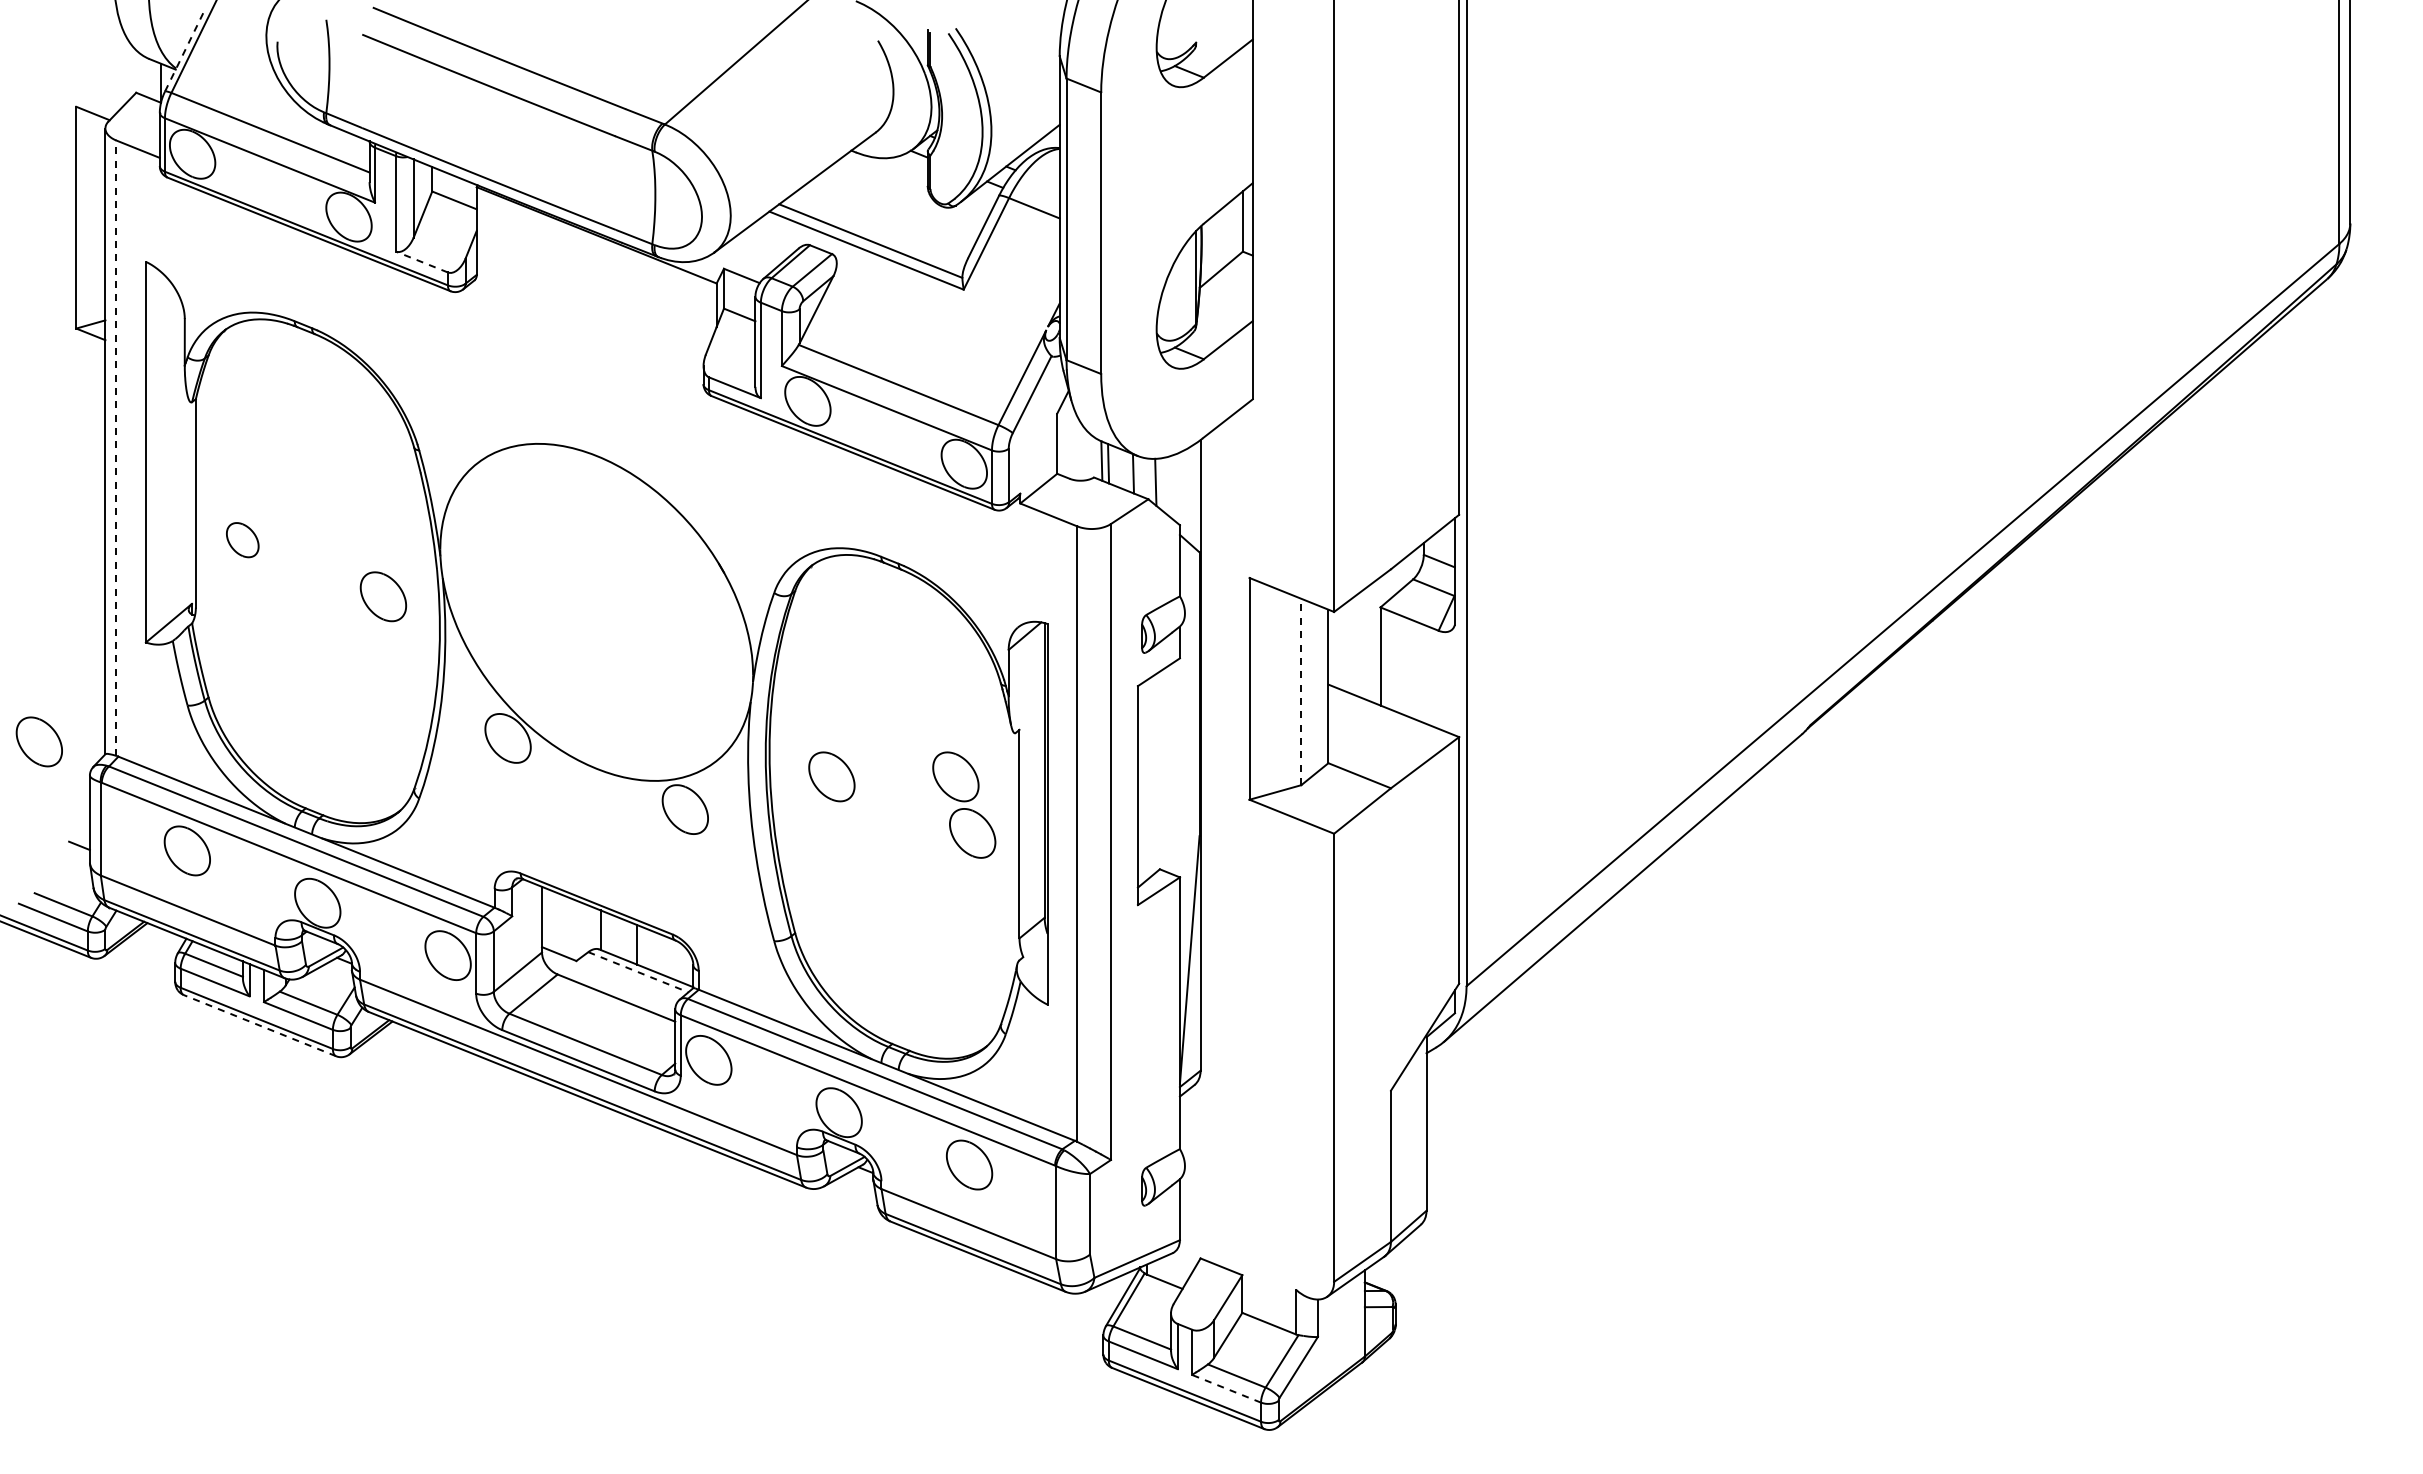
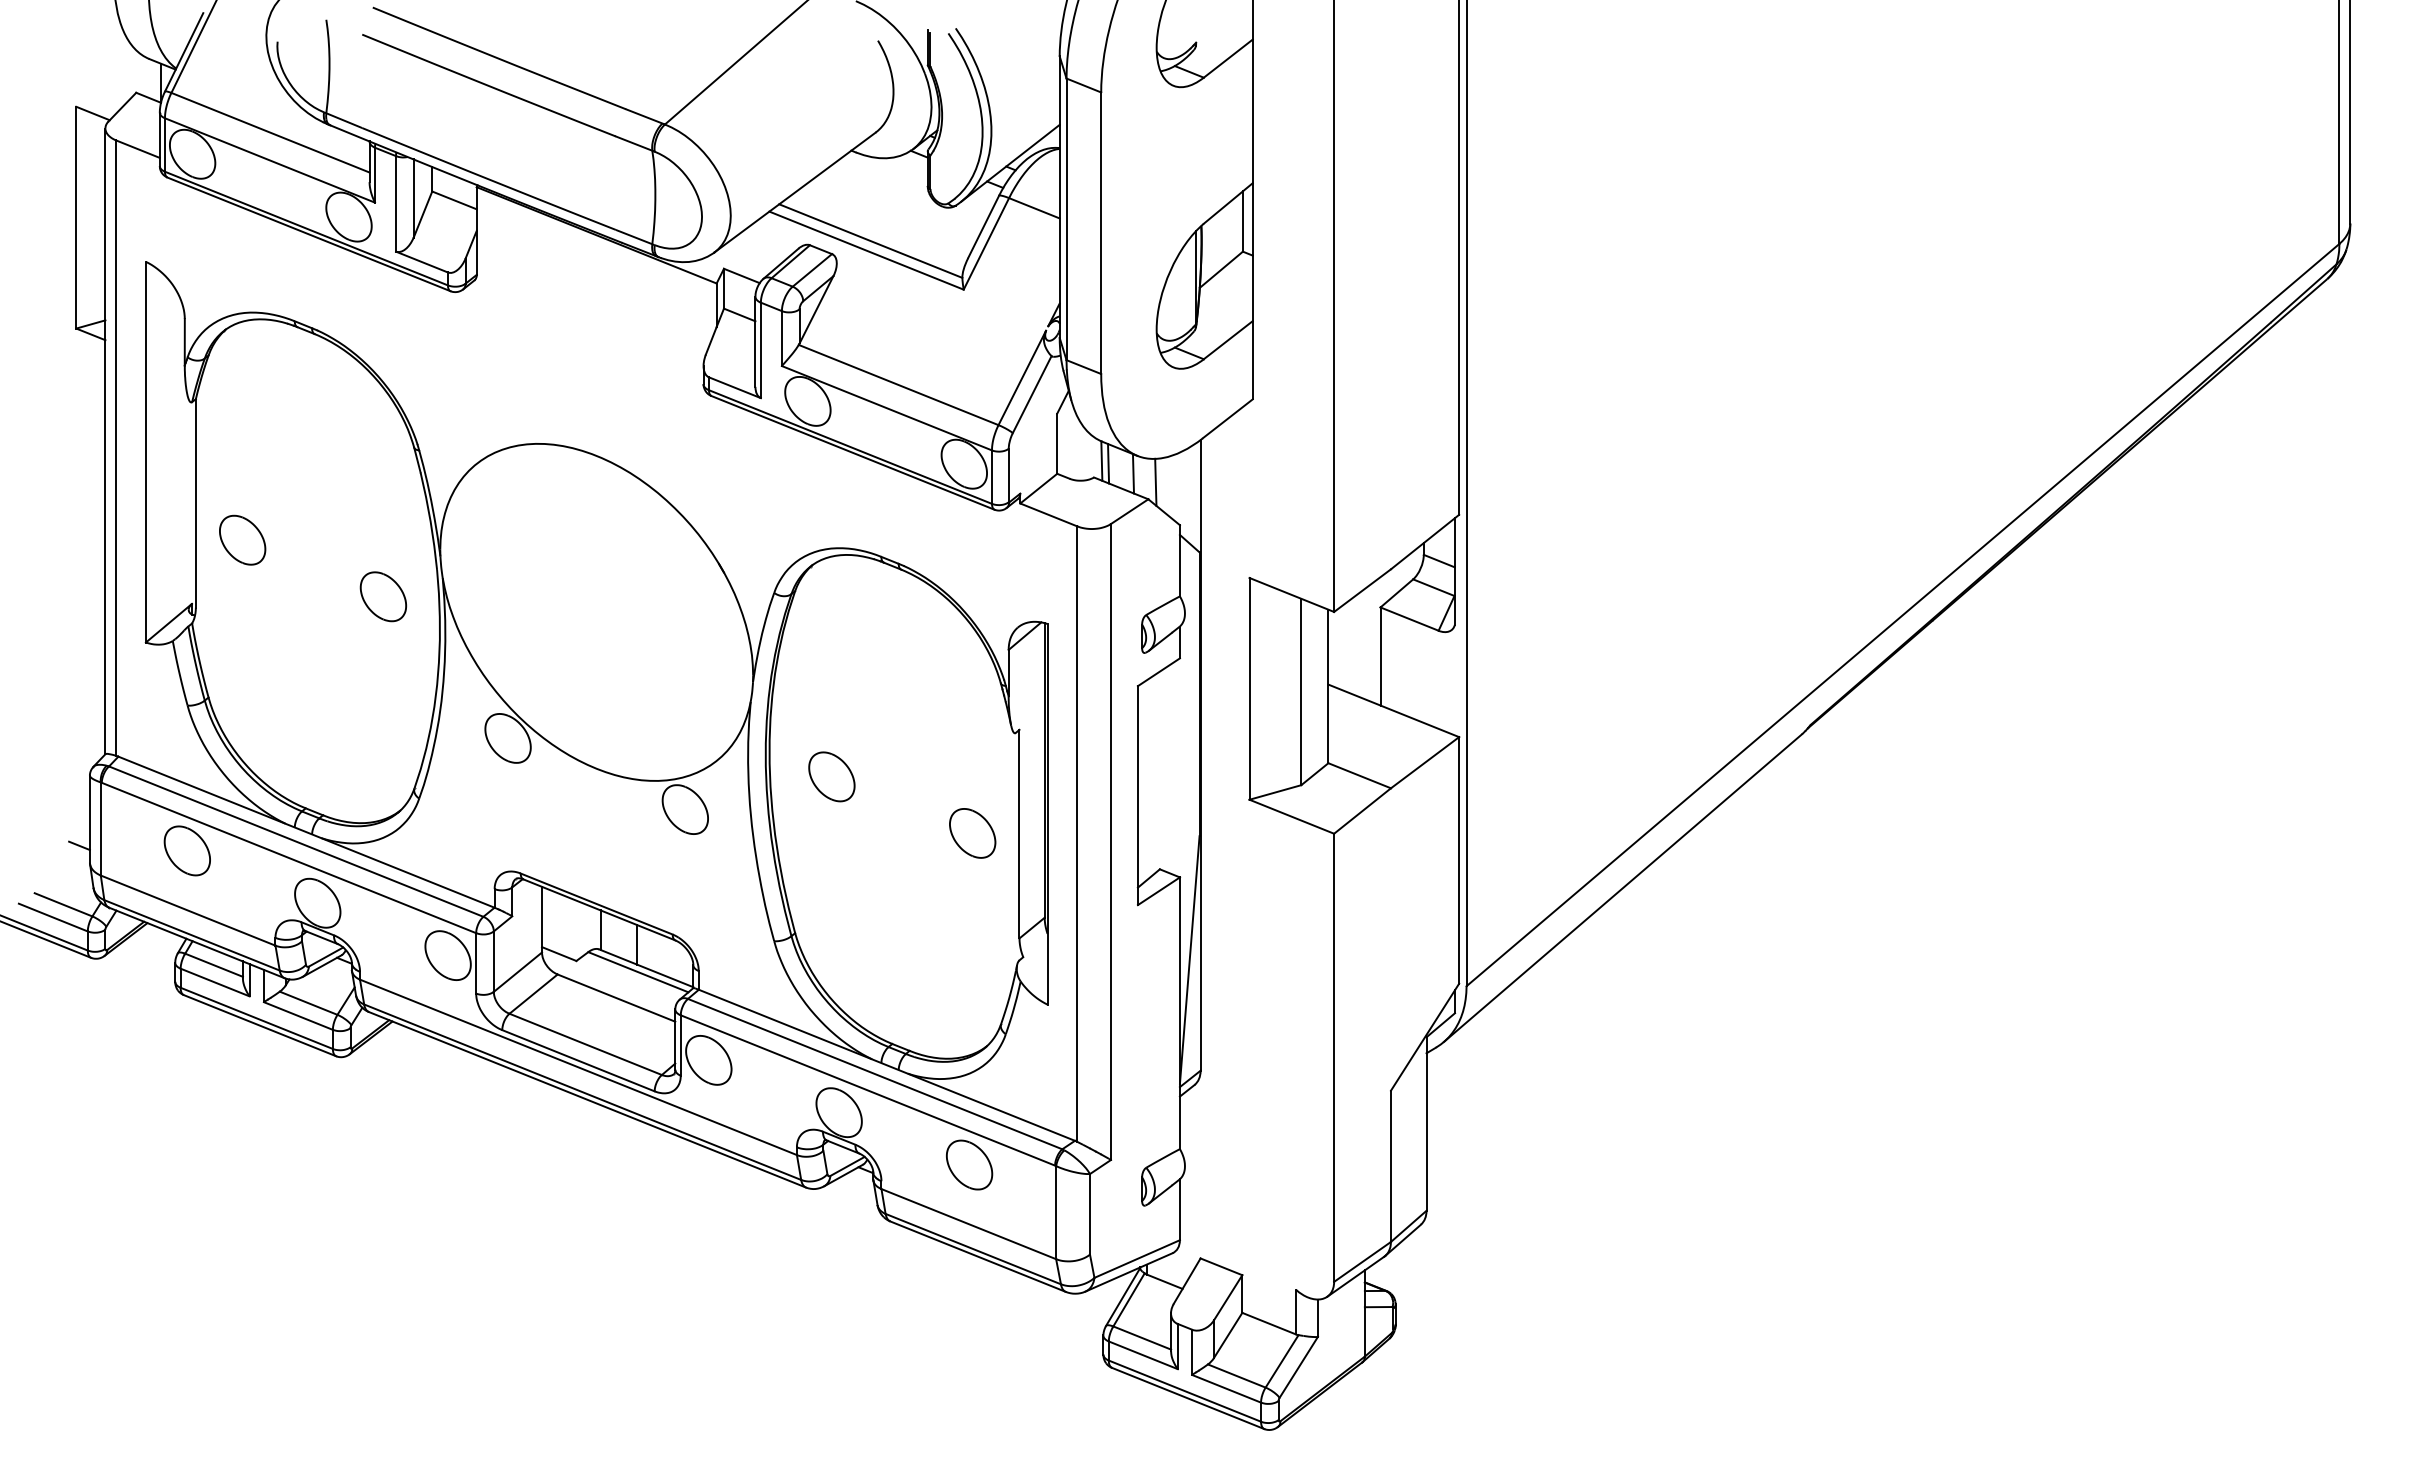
line: dashed -> solid (184, 52)
line: dashed -> solid (422, 262)
line: dashed -> solid (116, 448)
part size: 34x37 px -> 48x52 px (242, 539)
line: dashed -> solid (1301, 691)
part: present -> none (38, 741)
part: present -> none (955, 776)
line: dashed -> solid (638, 972)
line: dashed -> solid (259, 1025)
line: dashed -> solid (1226, 1388)
